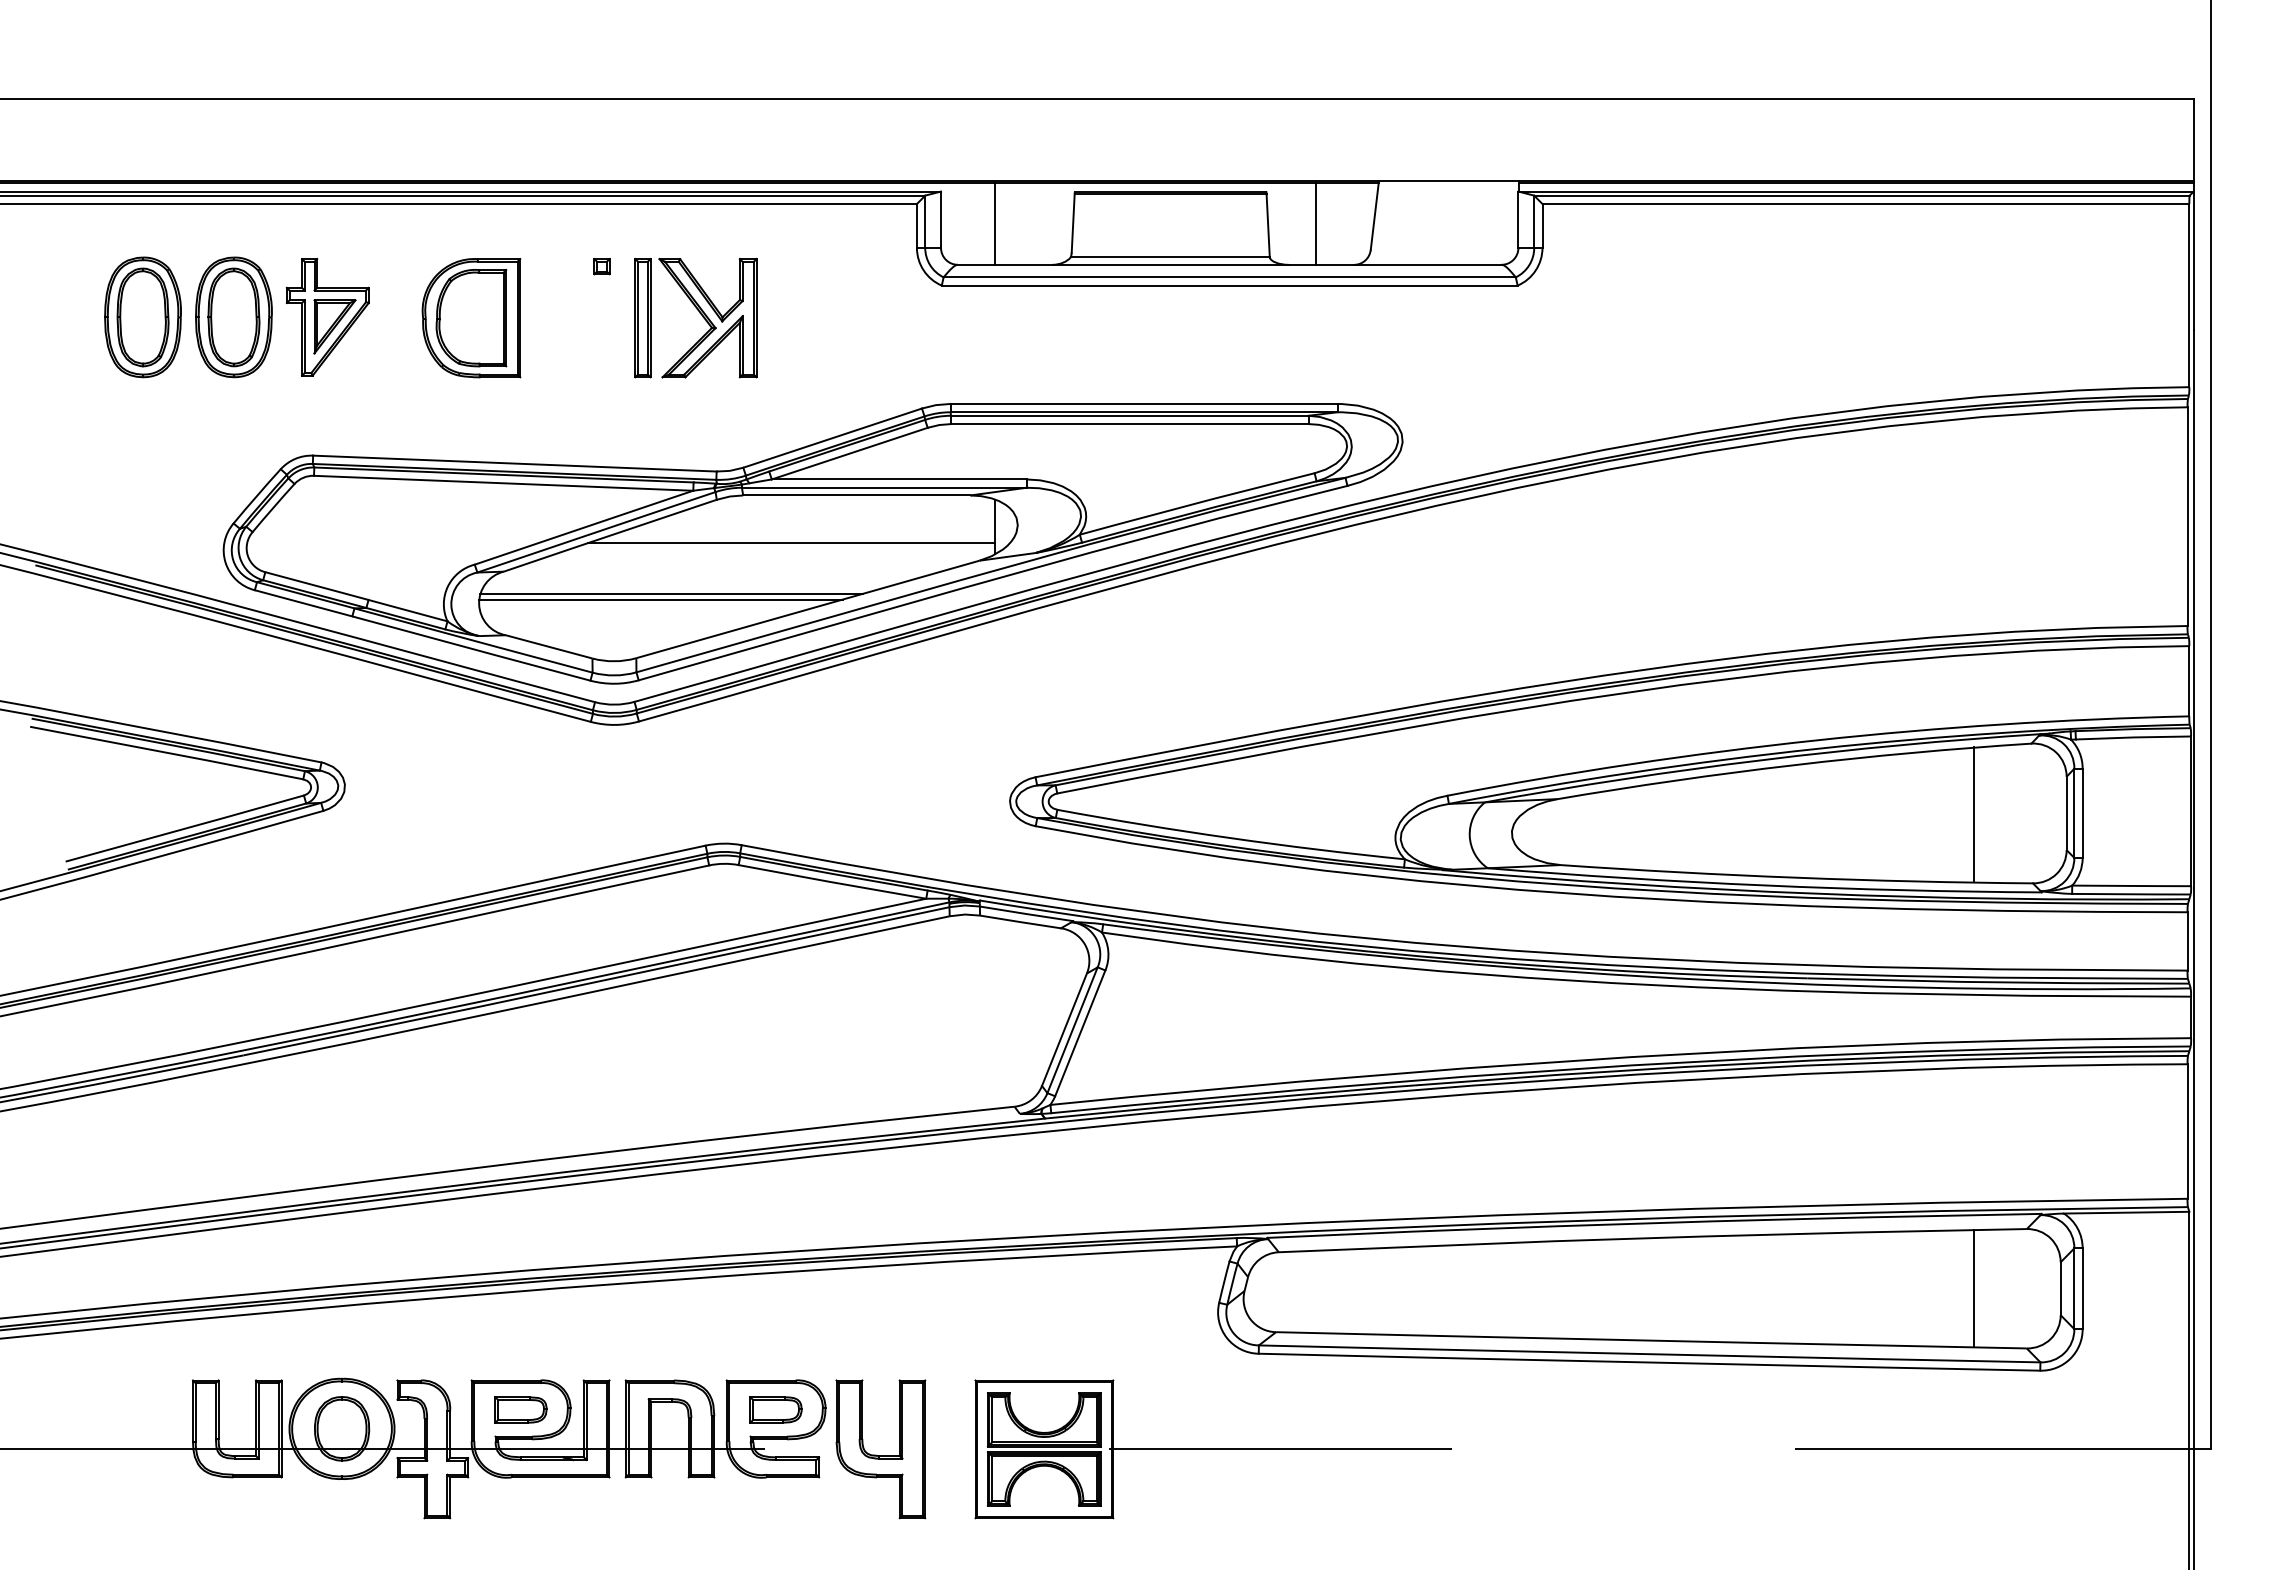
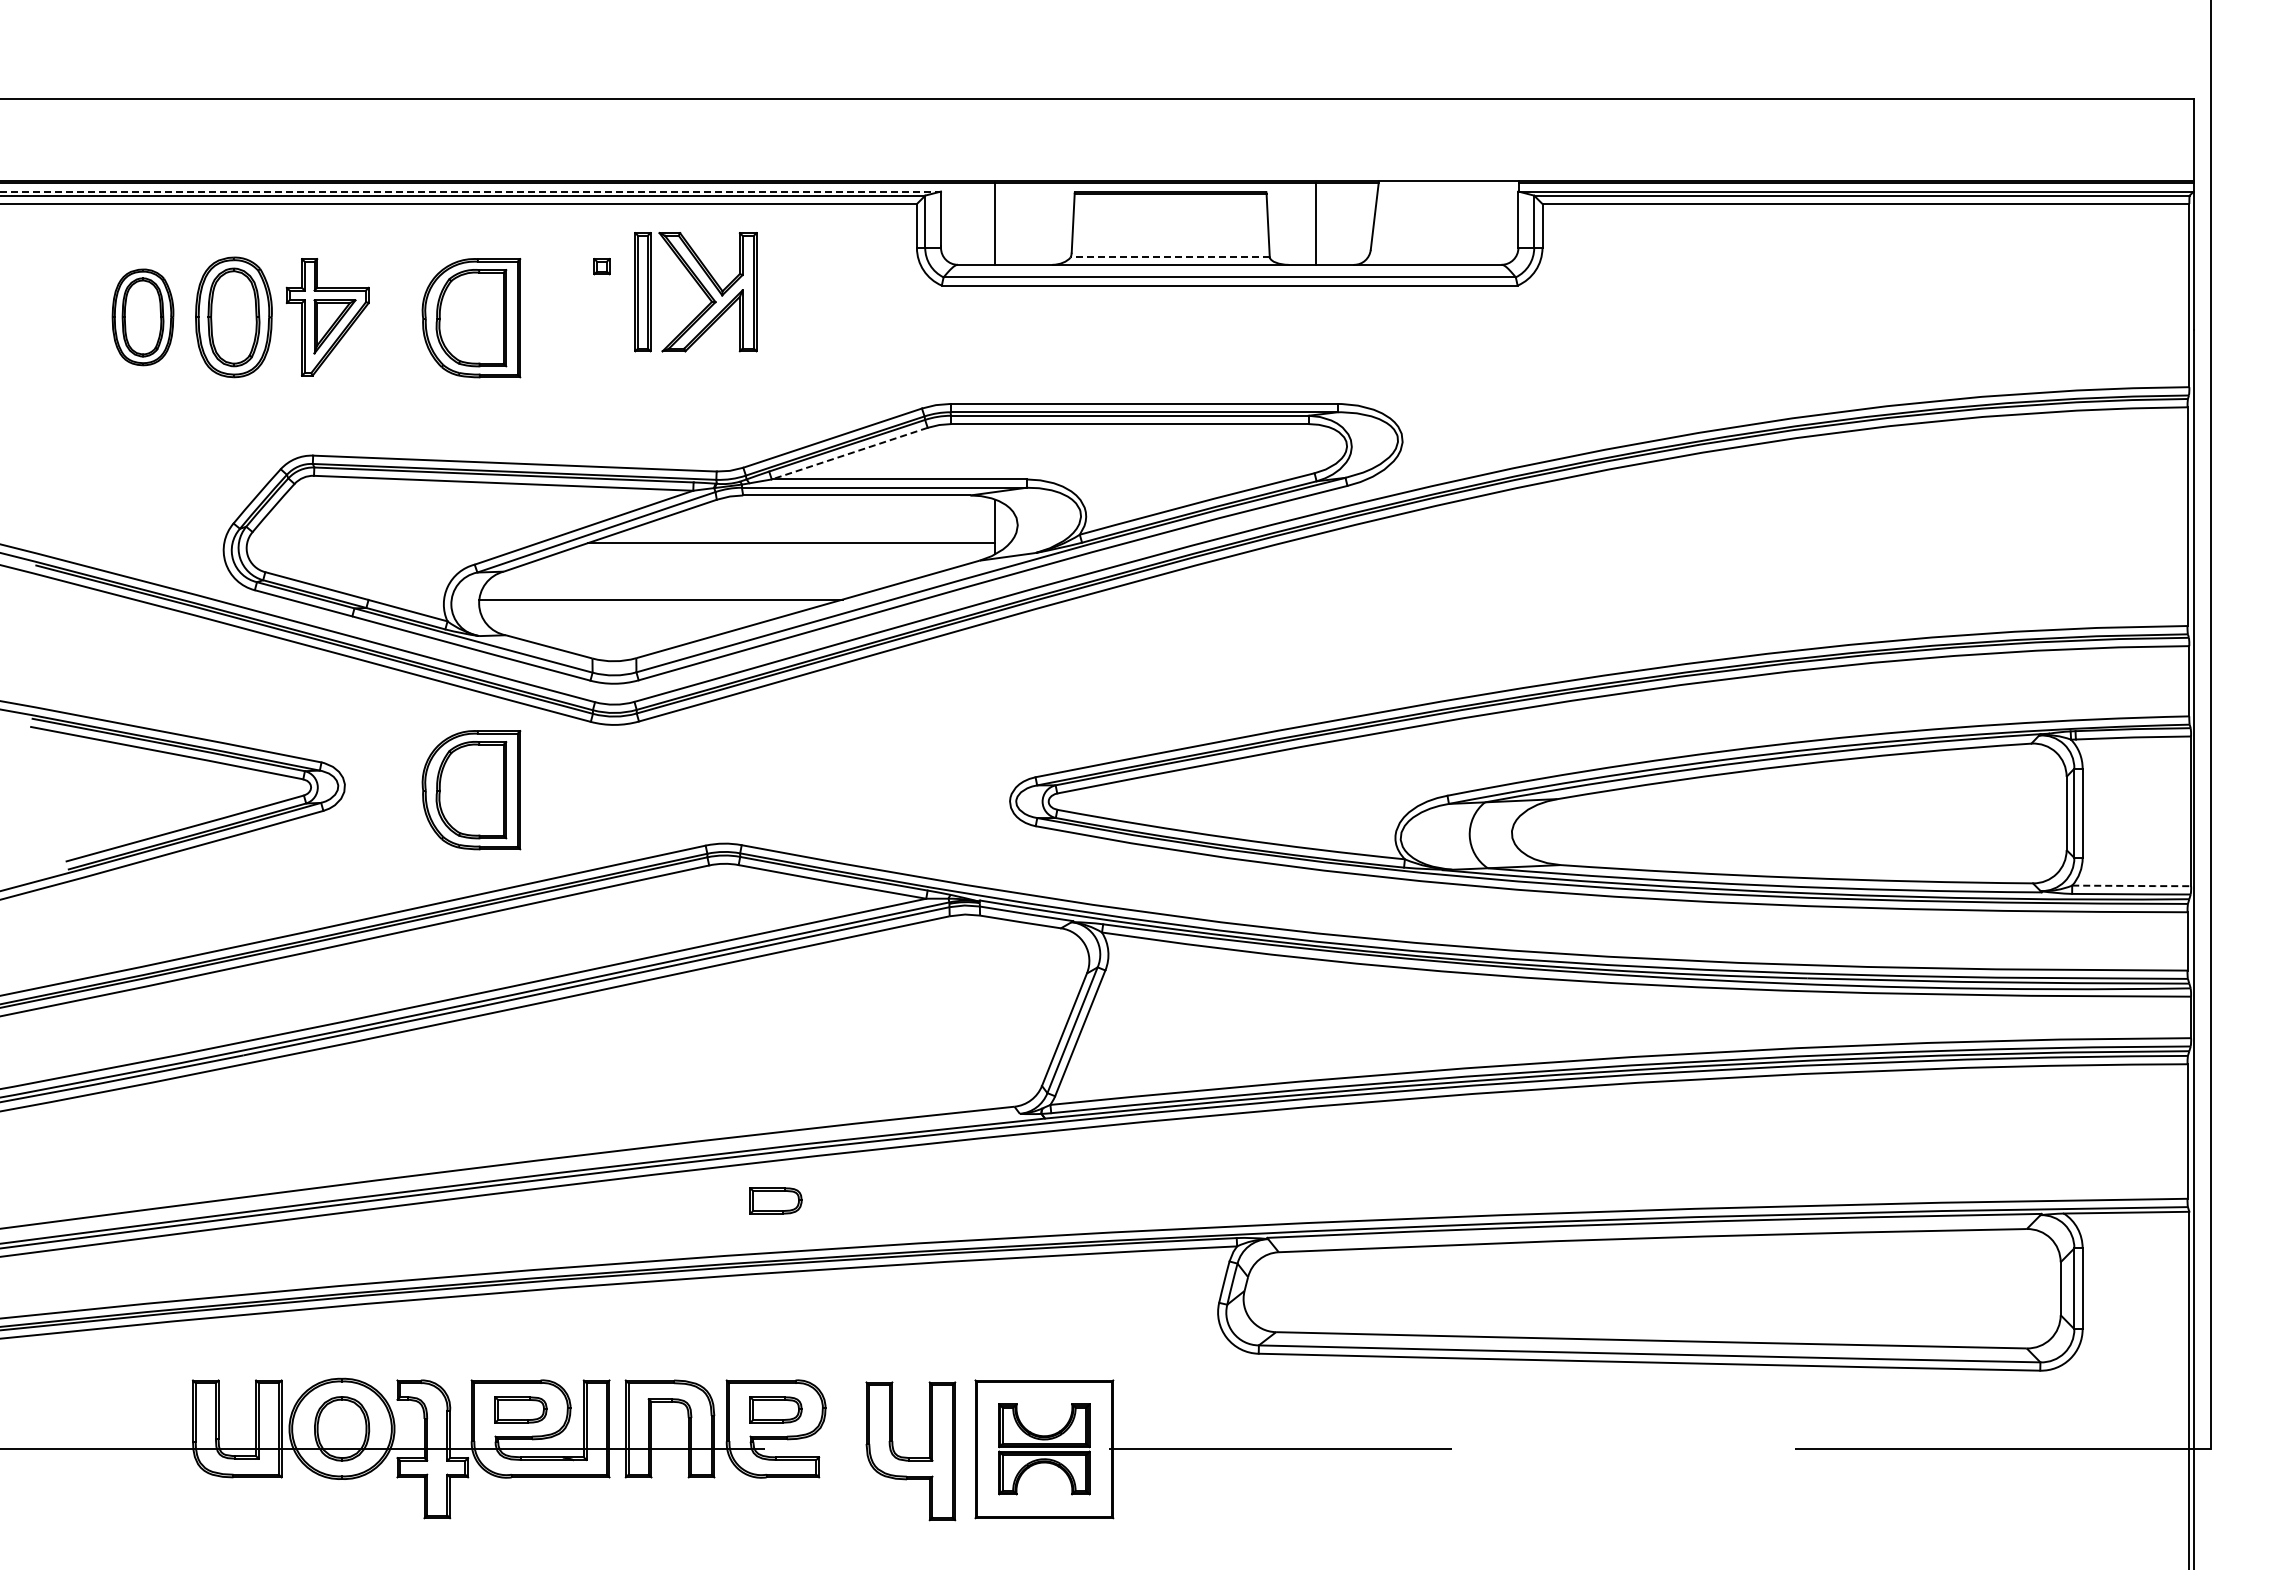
line: solid -> dashed (471, 191)
line: solid -> dashed (1170, 257)
part position: (699, 313) -> (699, 287) (699, 287)
part size: 78x123 px -> 64x99 px (142, 317)
line: solid -> dashed (849, 453)
line: present -> none (671, 593)
part: none -> present (471, 790)
line: present -> none (1974, 814)
line: solid -> dashed (2132, 885)
part: none -> present (775, 1200)
line: present -> none (1974, 1288)
part position: (880, 1449) -> (910, 1451) (910, 1451)
part size: 115x115 px -> 93x93 px (1044, 1449)
